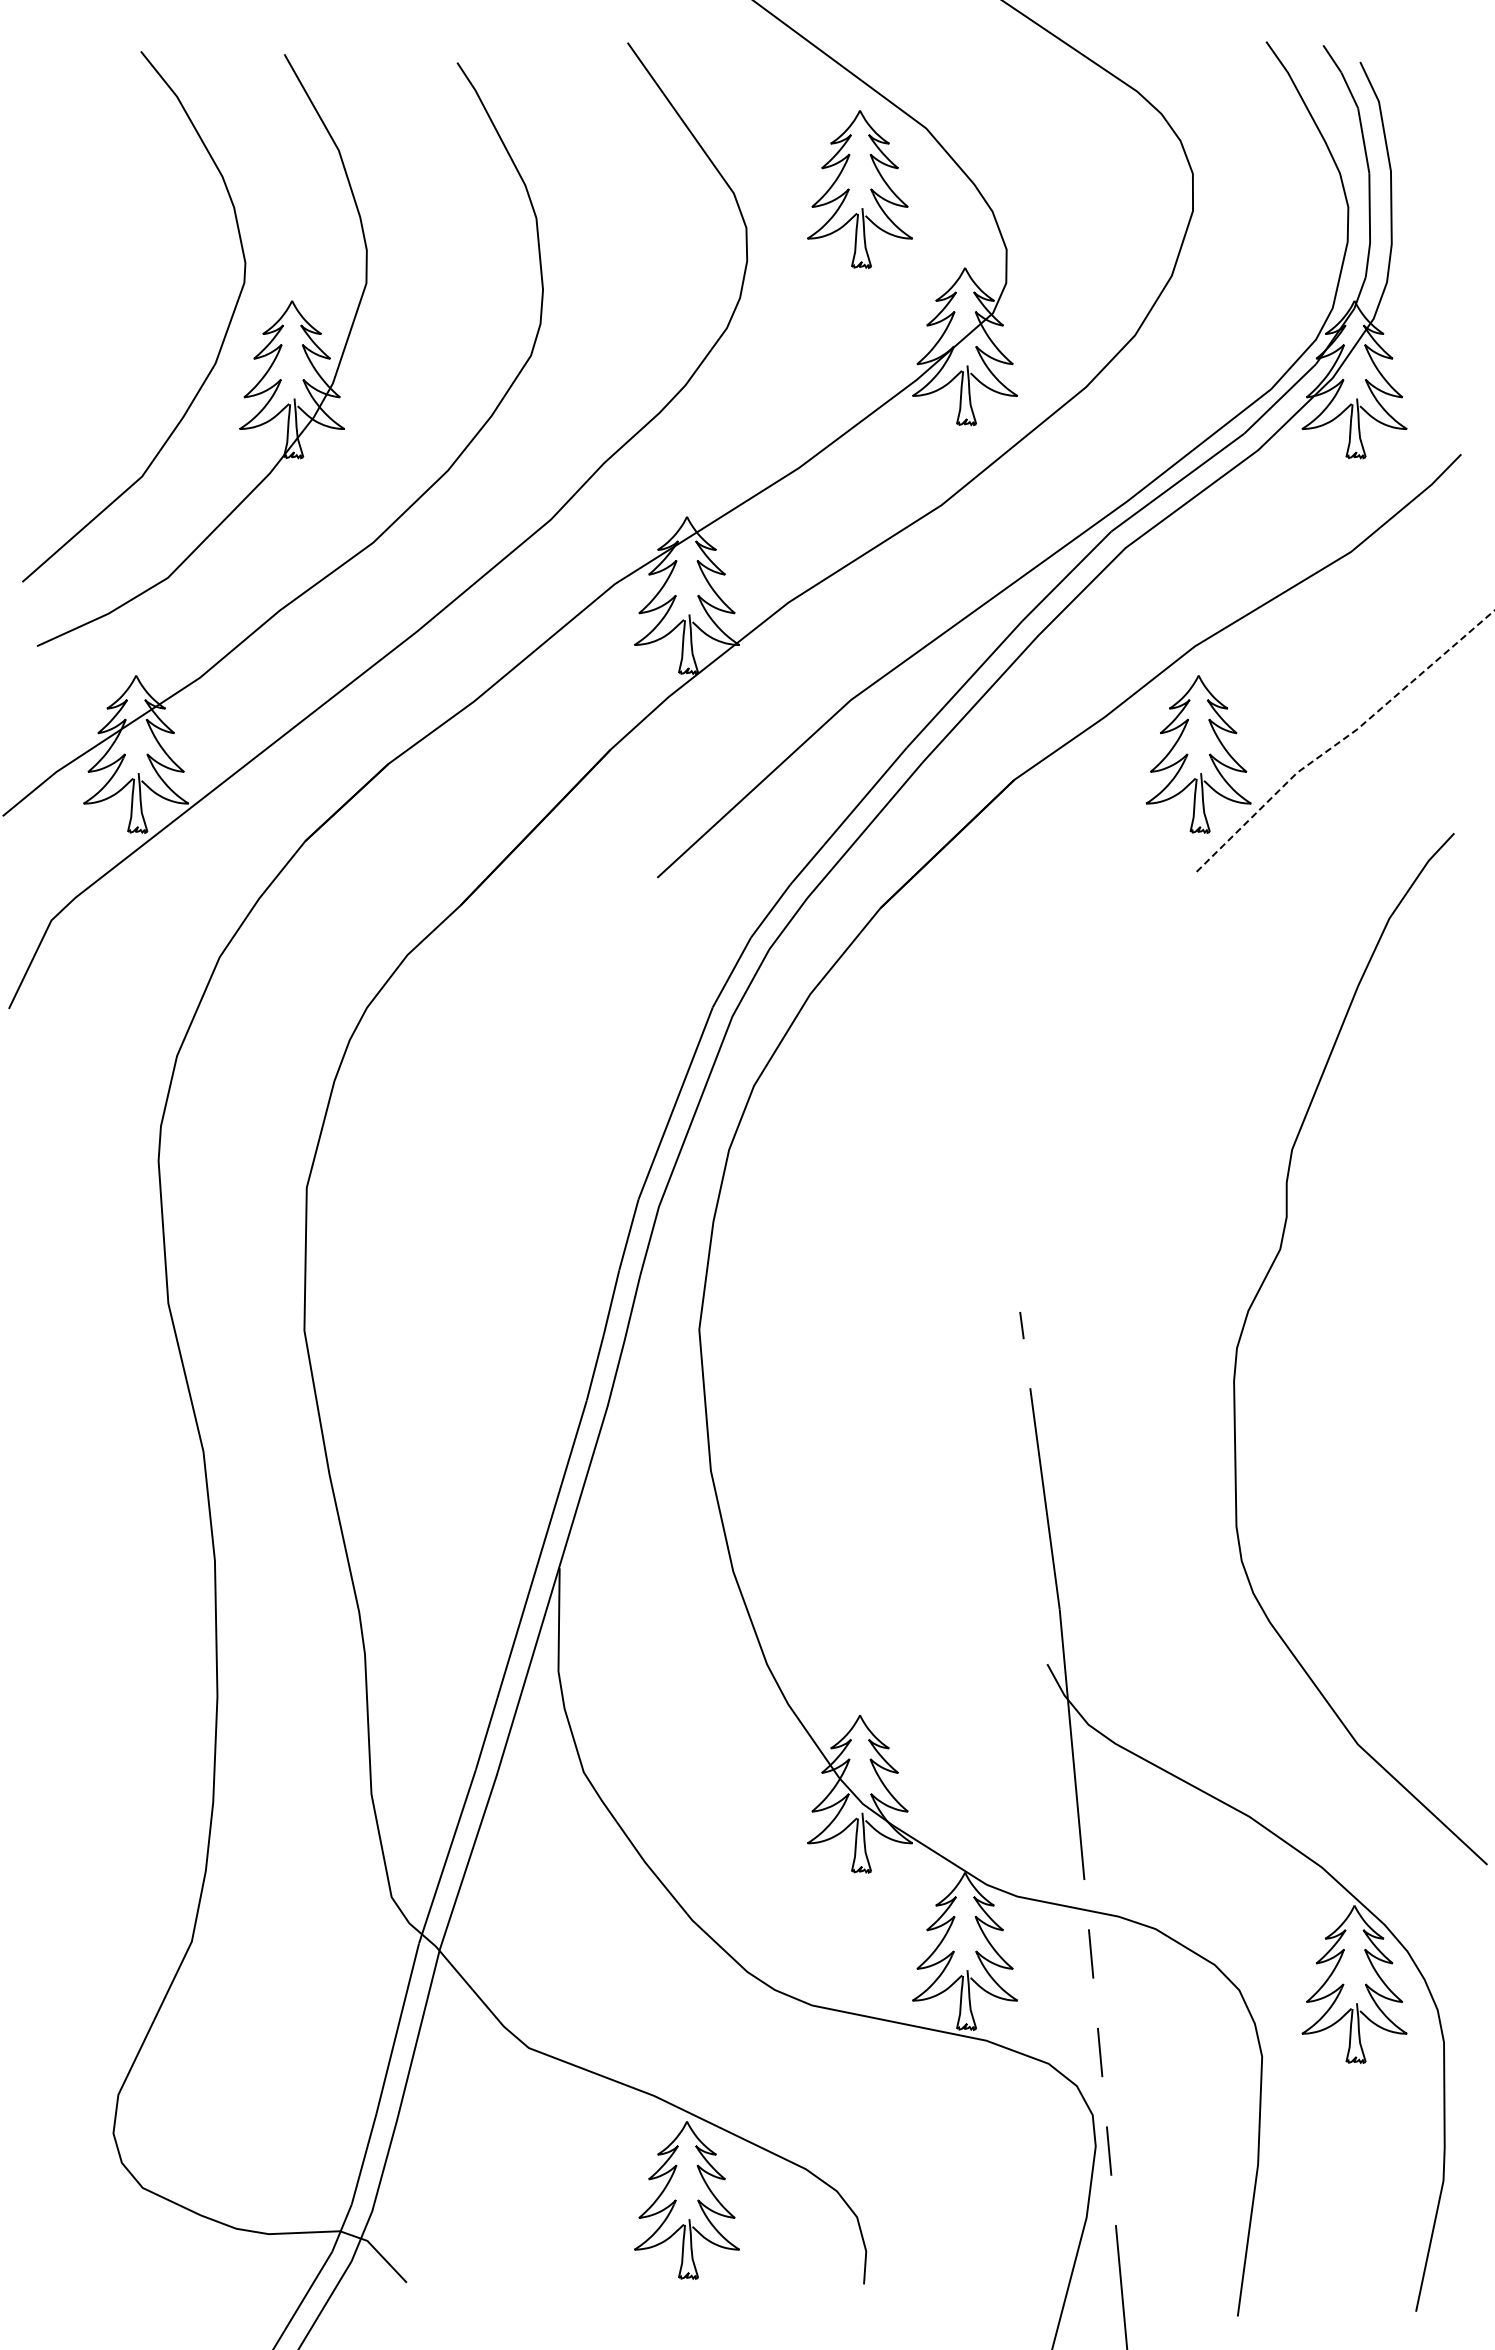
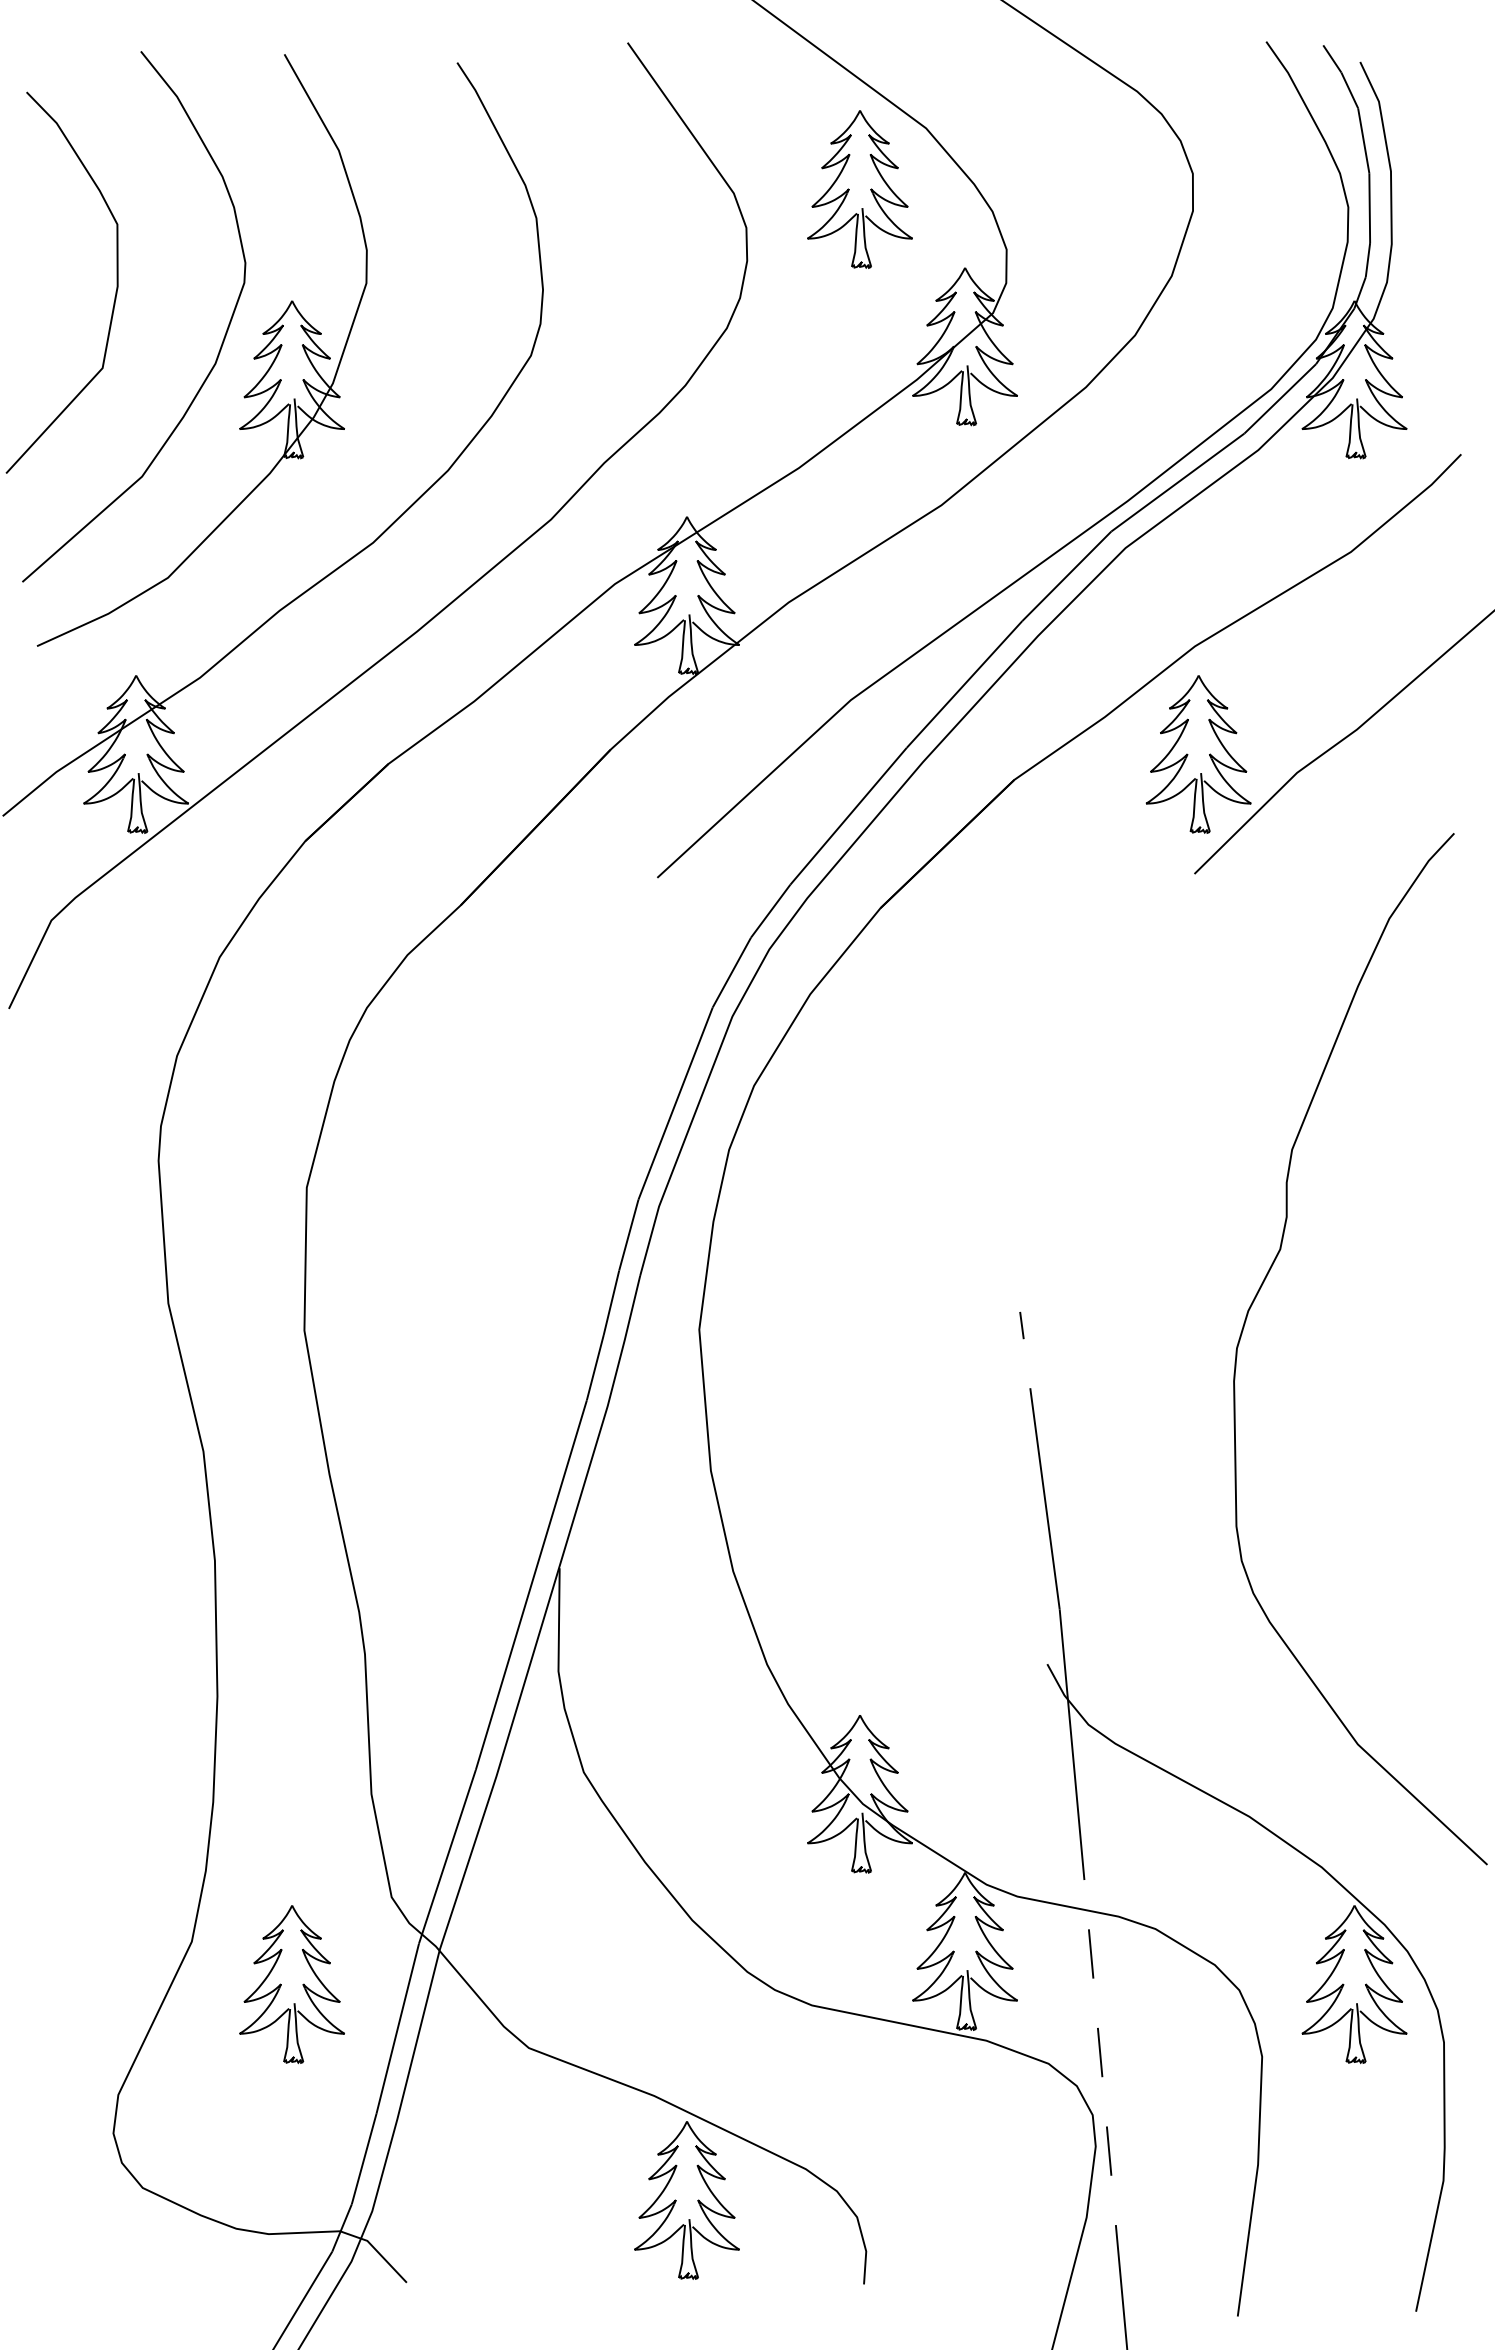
curve: none -> present (115, 291)
line: dashed -> solid (1342, 740)
part: none -> present (291, 1984)
